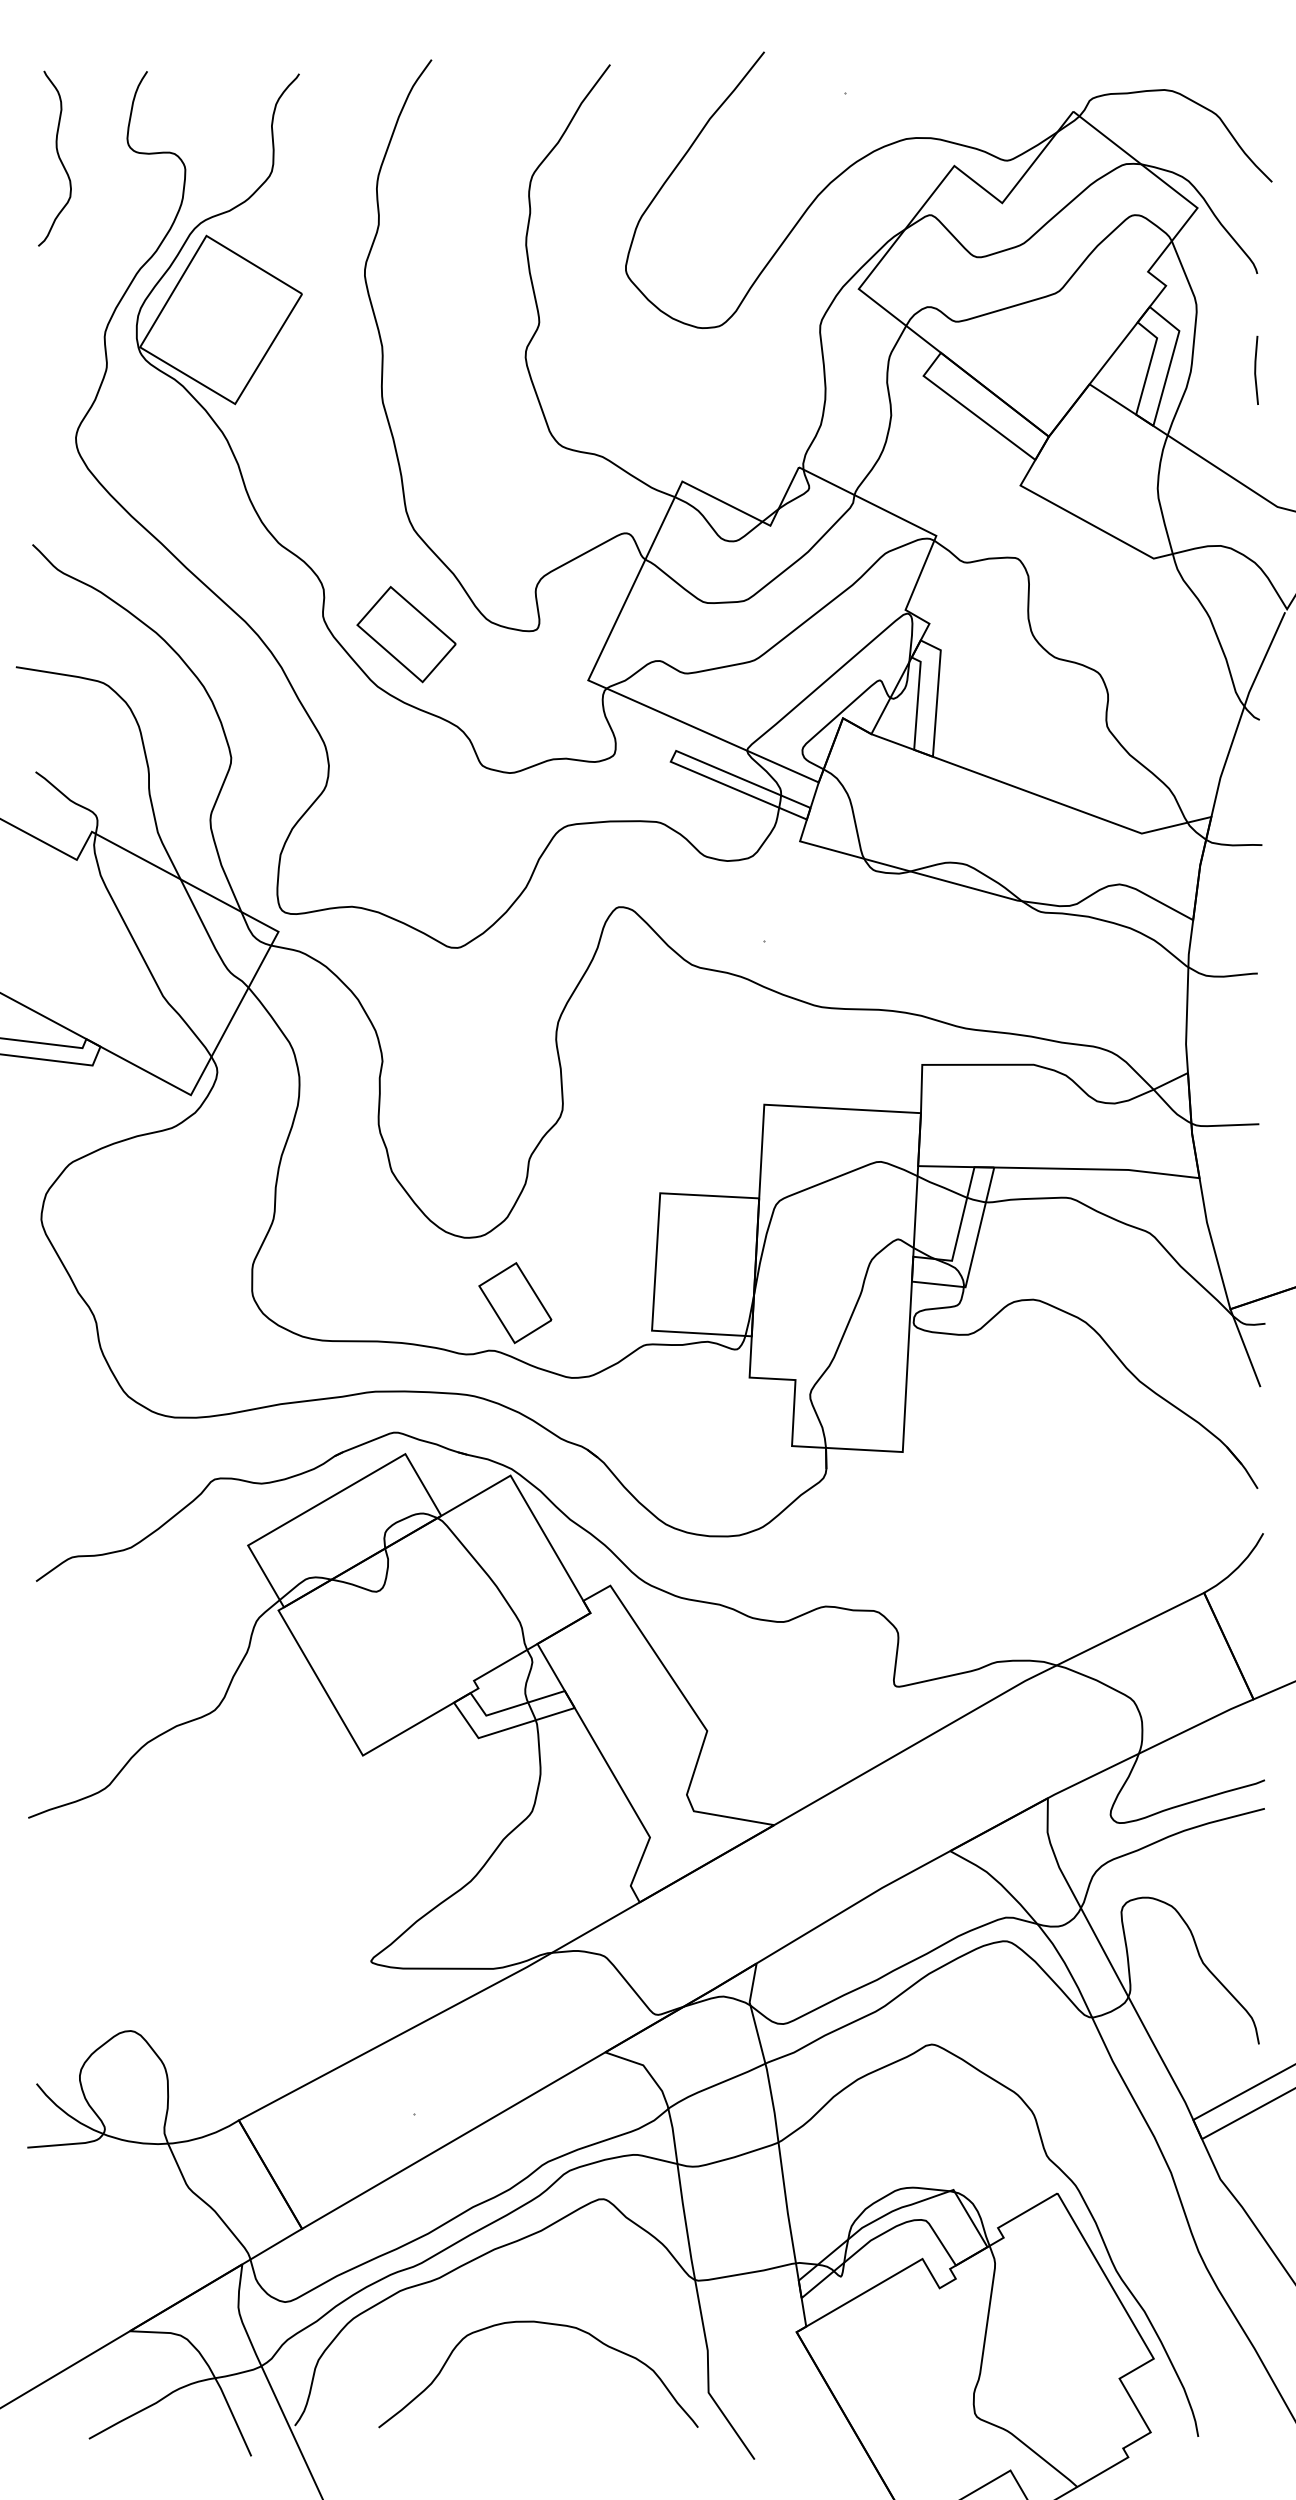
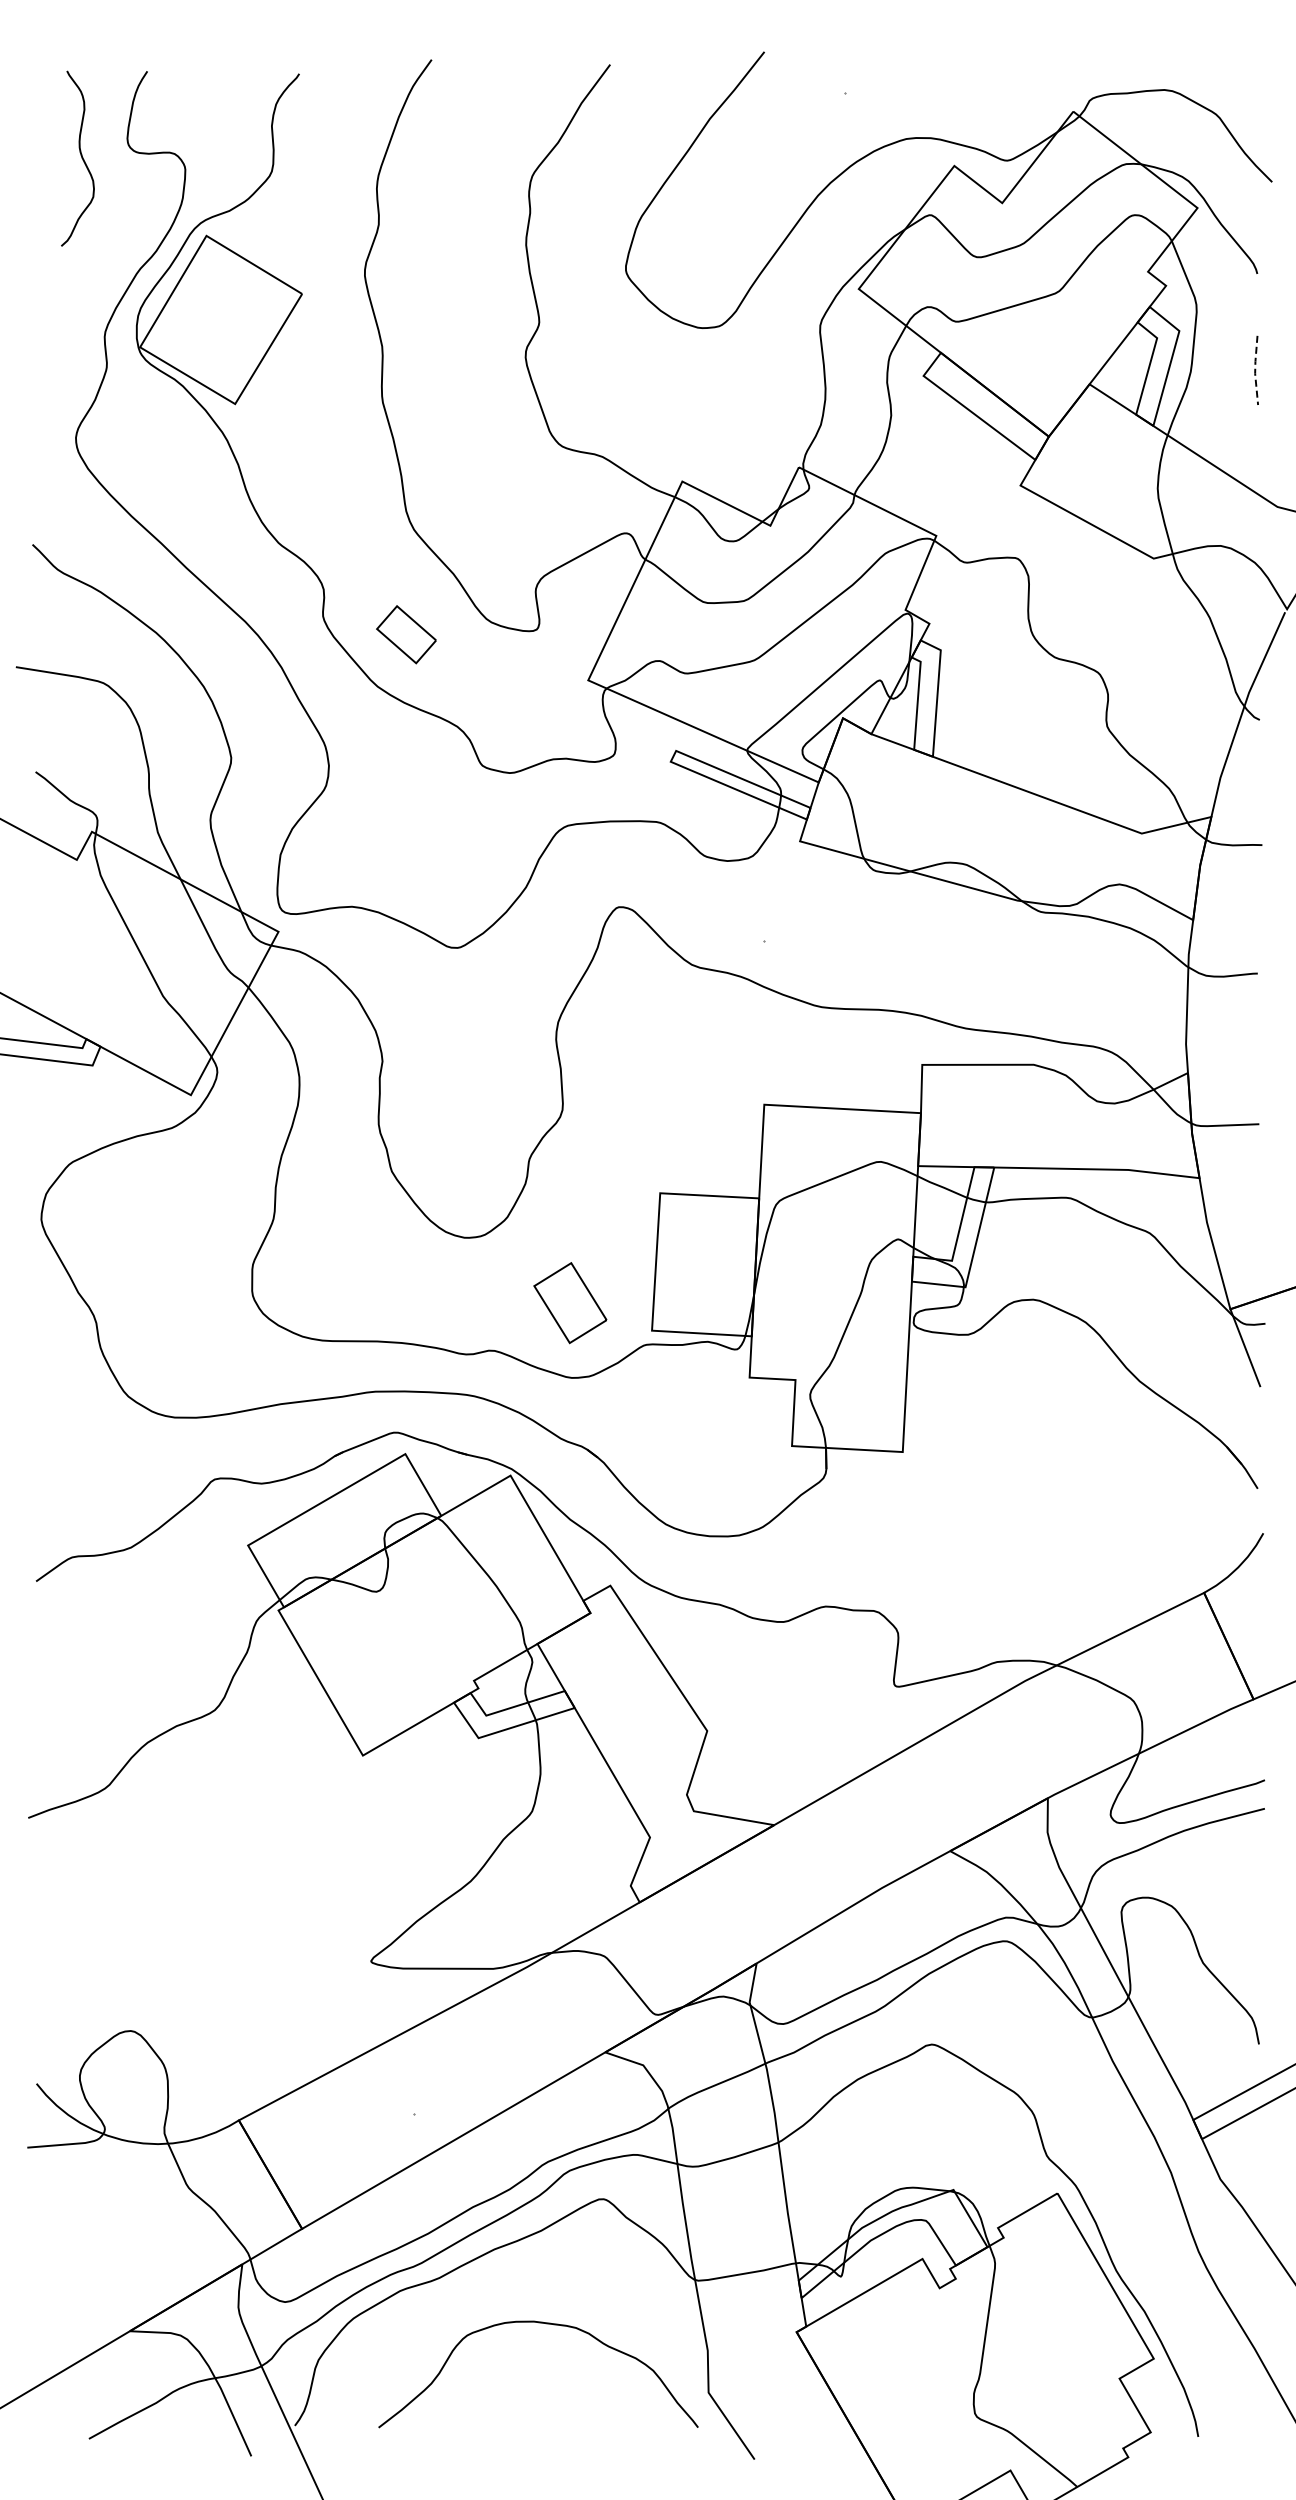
curve position: (58, 158) -> (81, 158) (81, 158)
line: solid -> dashed (1255, 370)
part size: 101x98 px -> 61x60 px (406, 634)
part position: (515, 1303) -> (570, 1303) (570, 1303)
